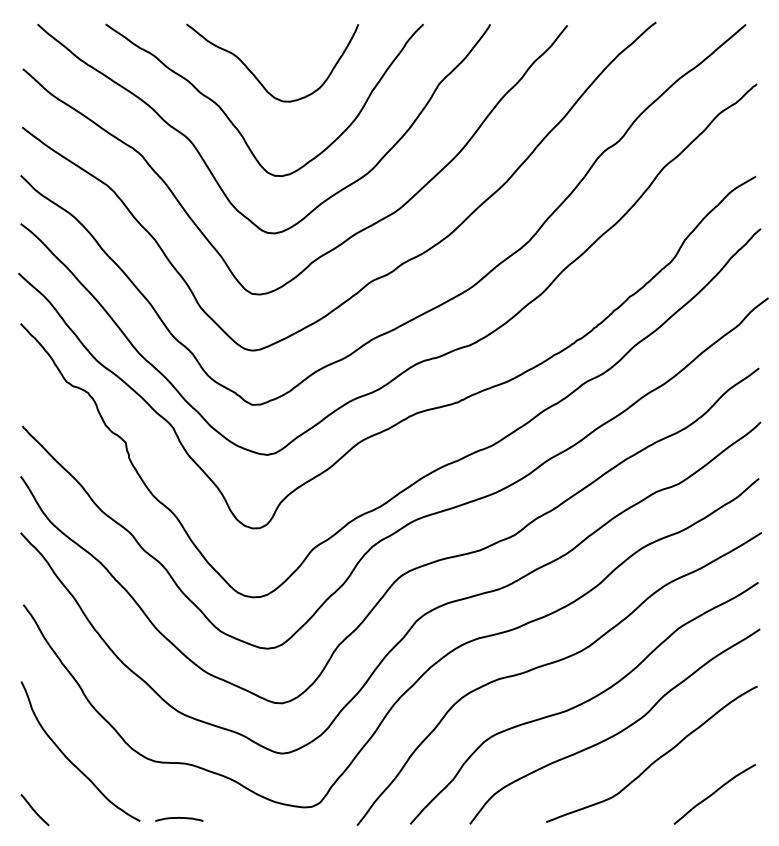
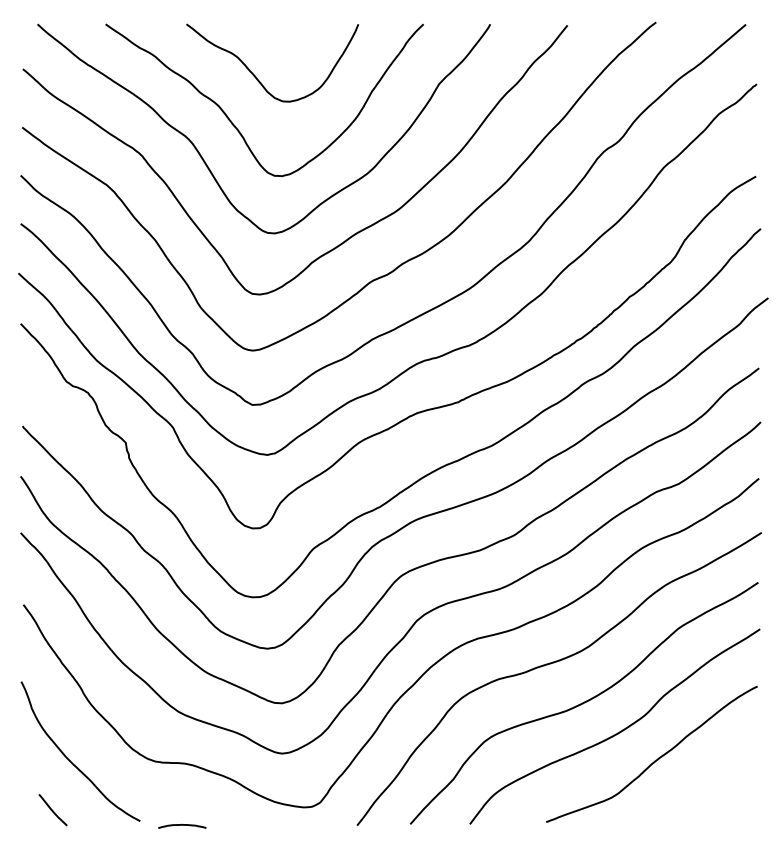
curve: present -> none (714, 793)
curve position: (34, 810) -> (52, 810) (52, 810)
curve position: (179, 818) -> (182, 825) (182, 825)
